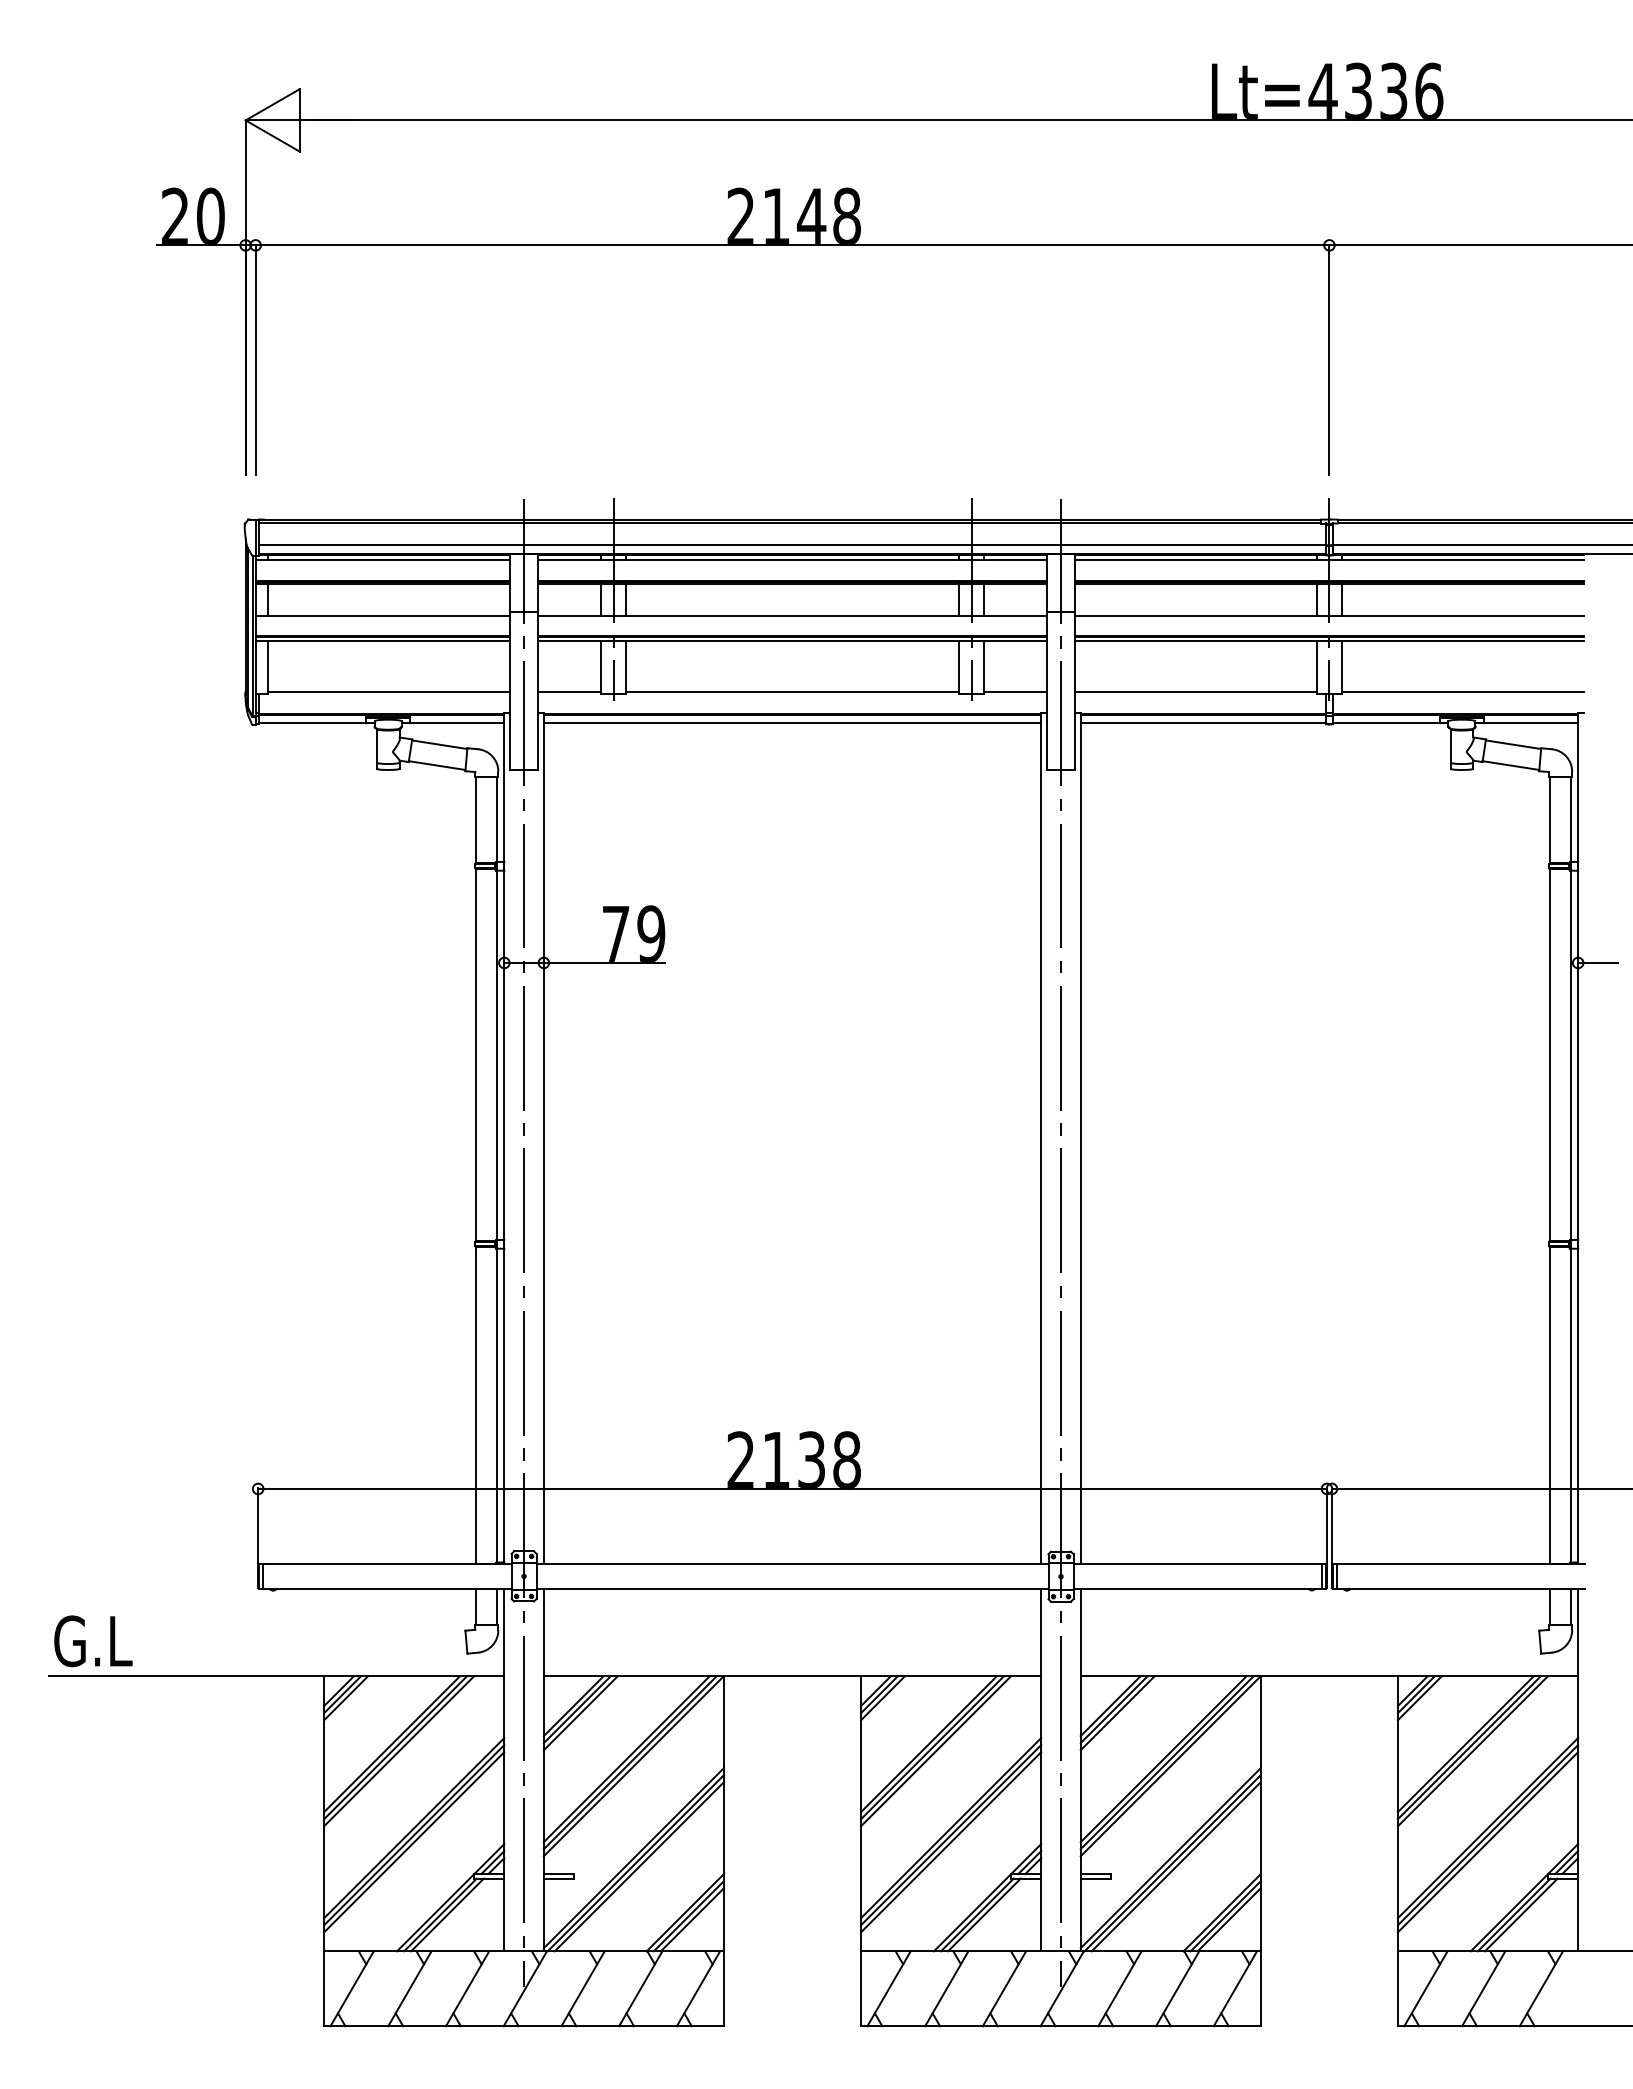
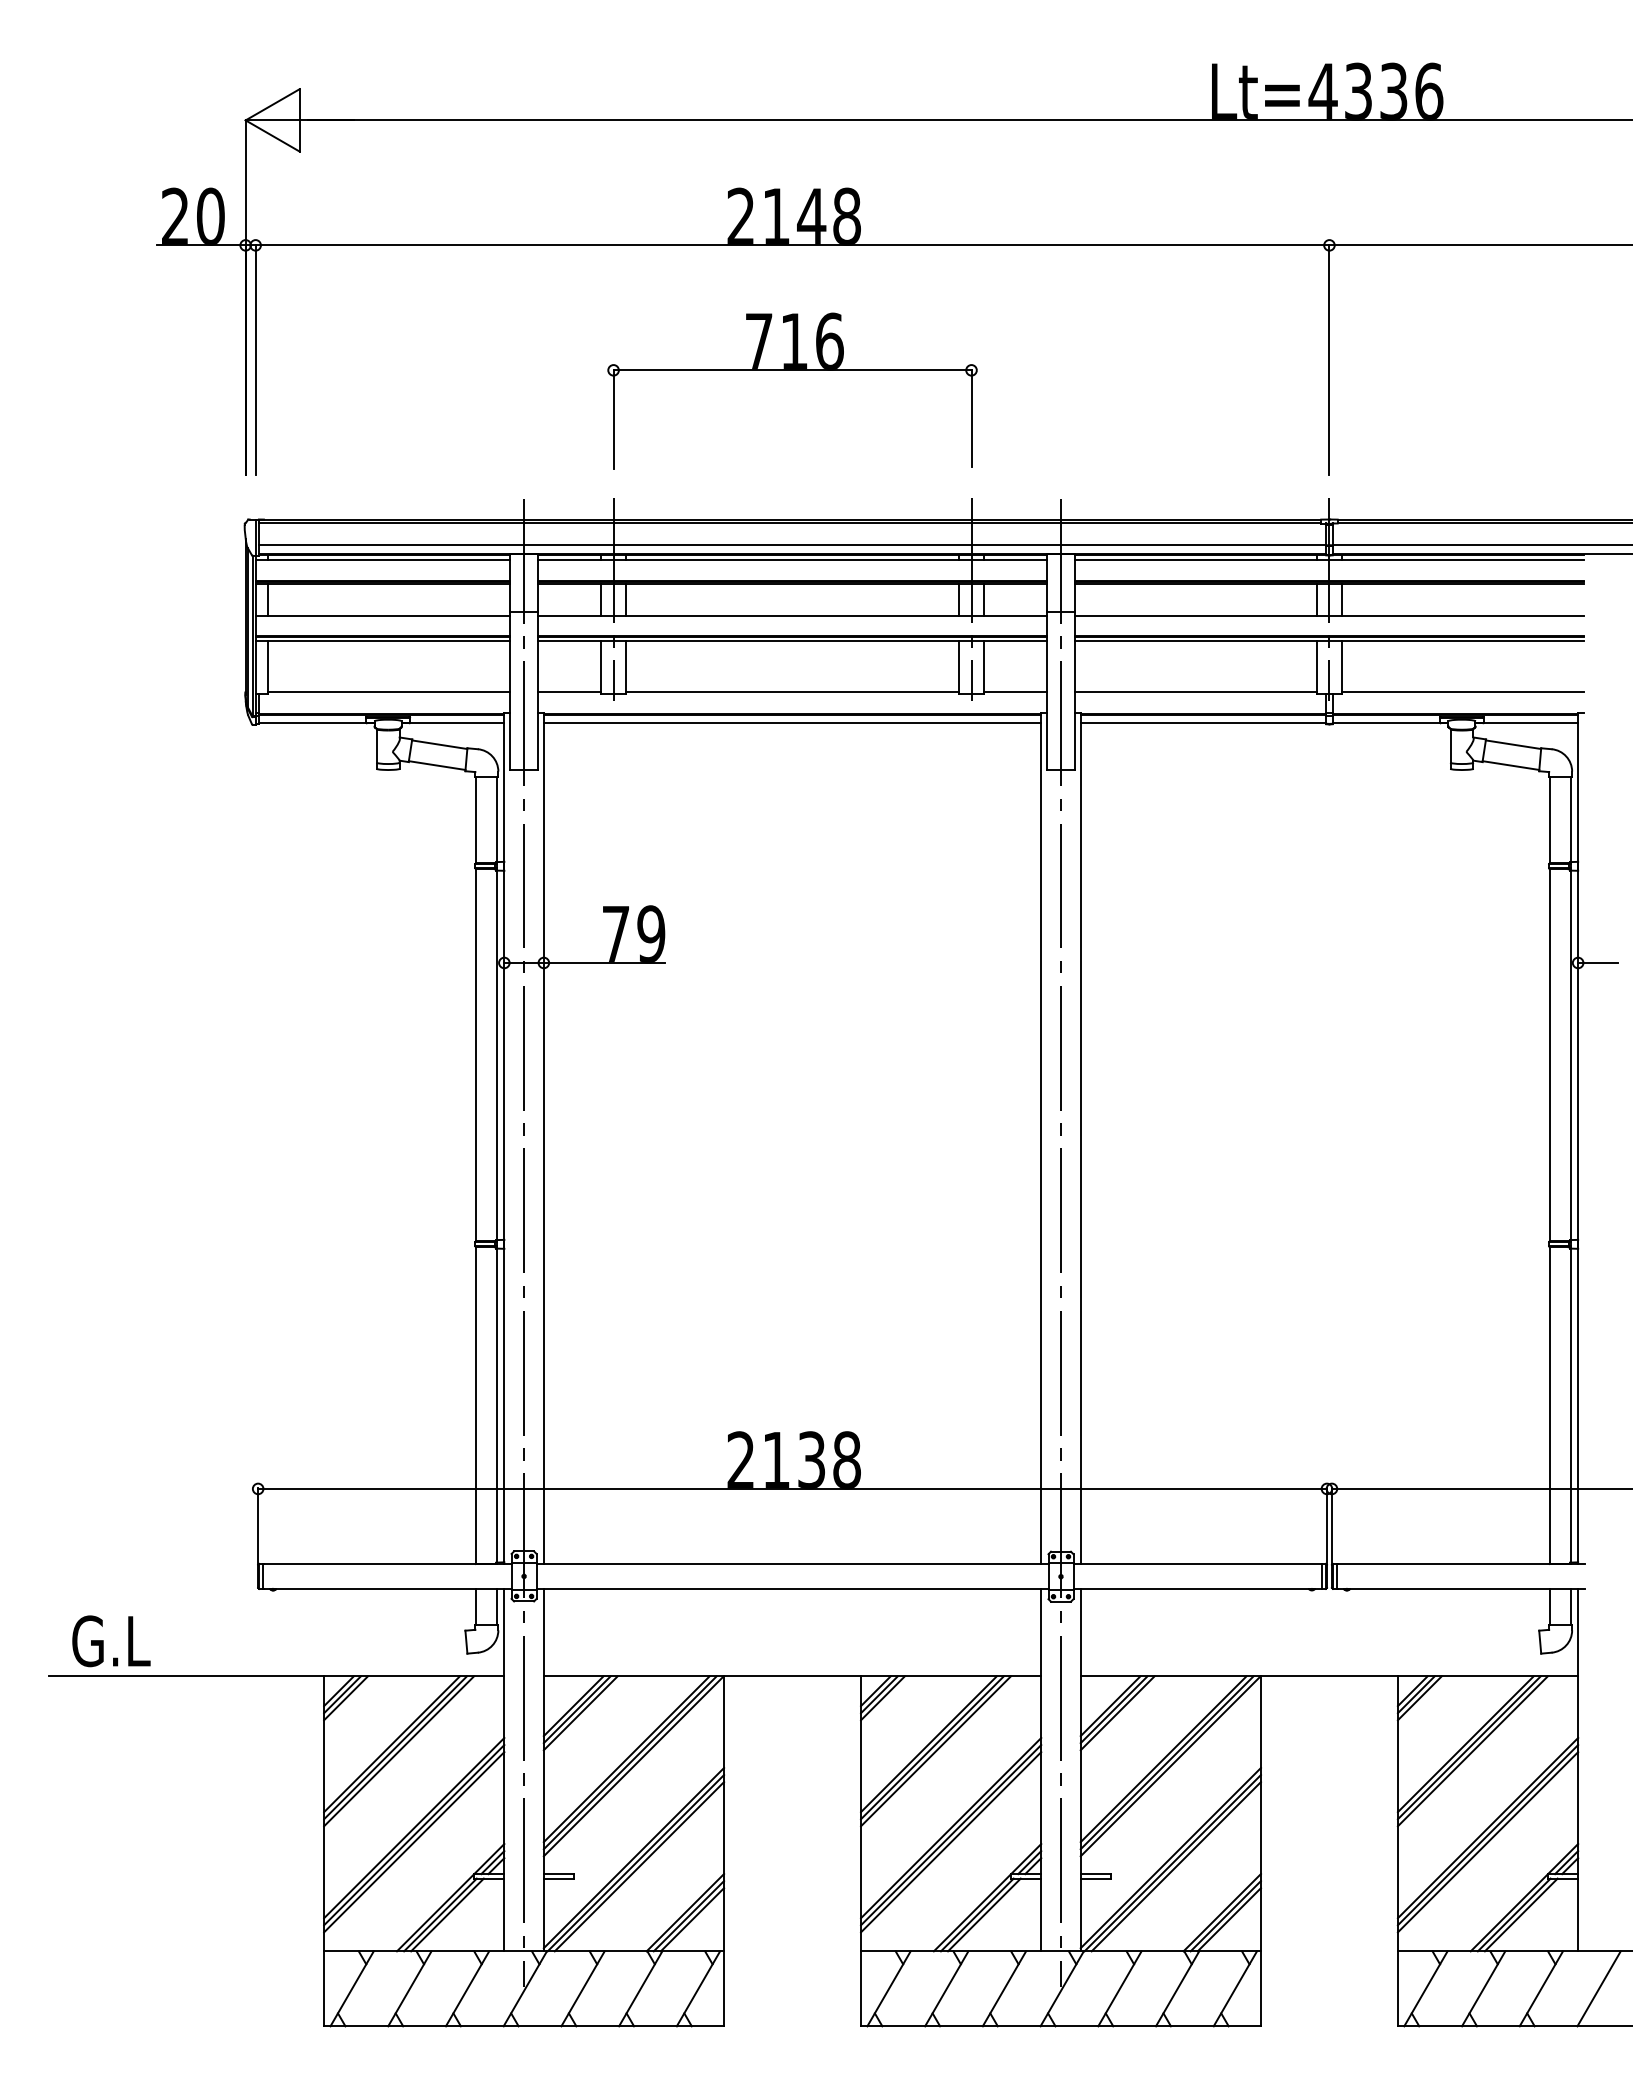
part: none -> present (792, 370)
text position: (93, 1641) -> (111, 1641) (111, 1641)
line: none -> present (1598, 1988)
